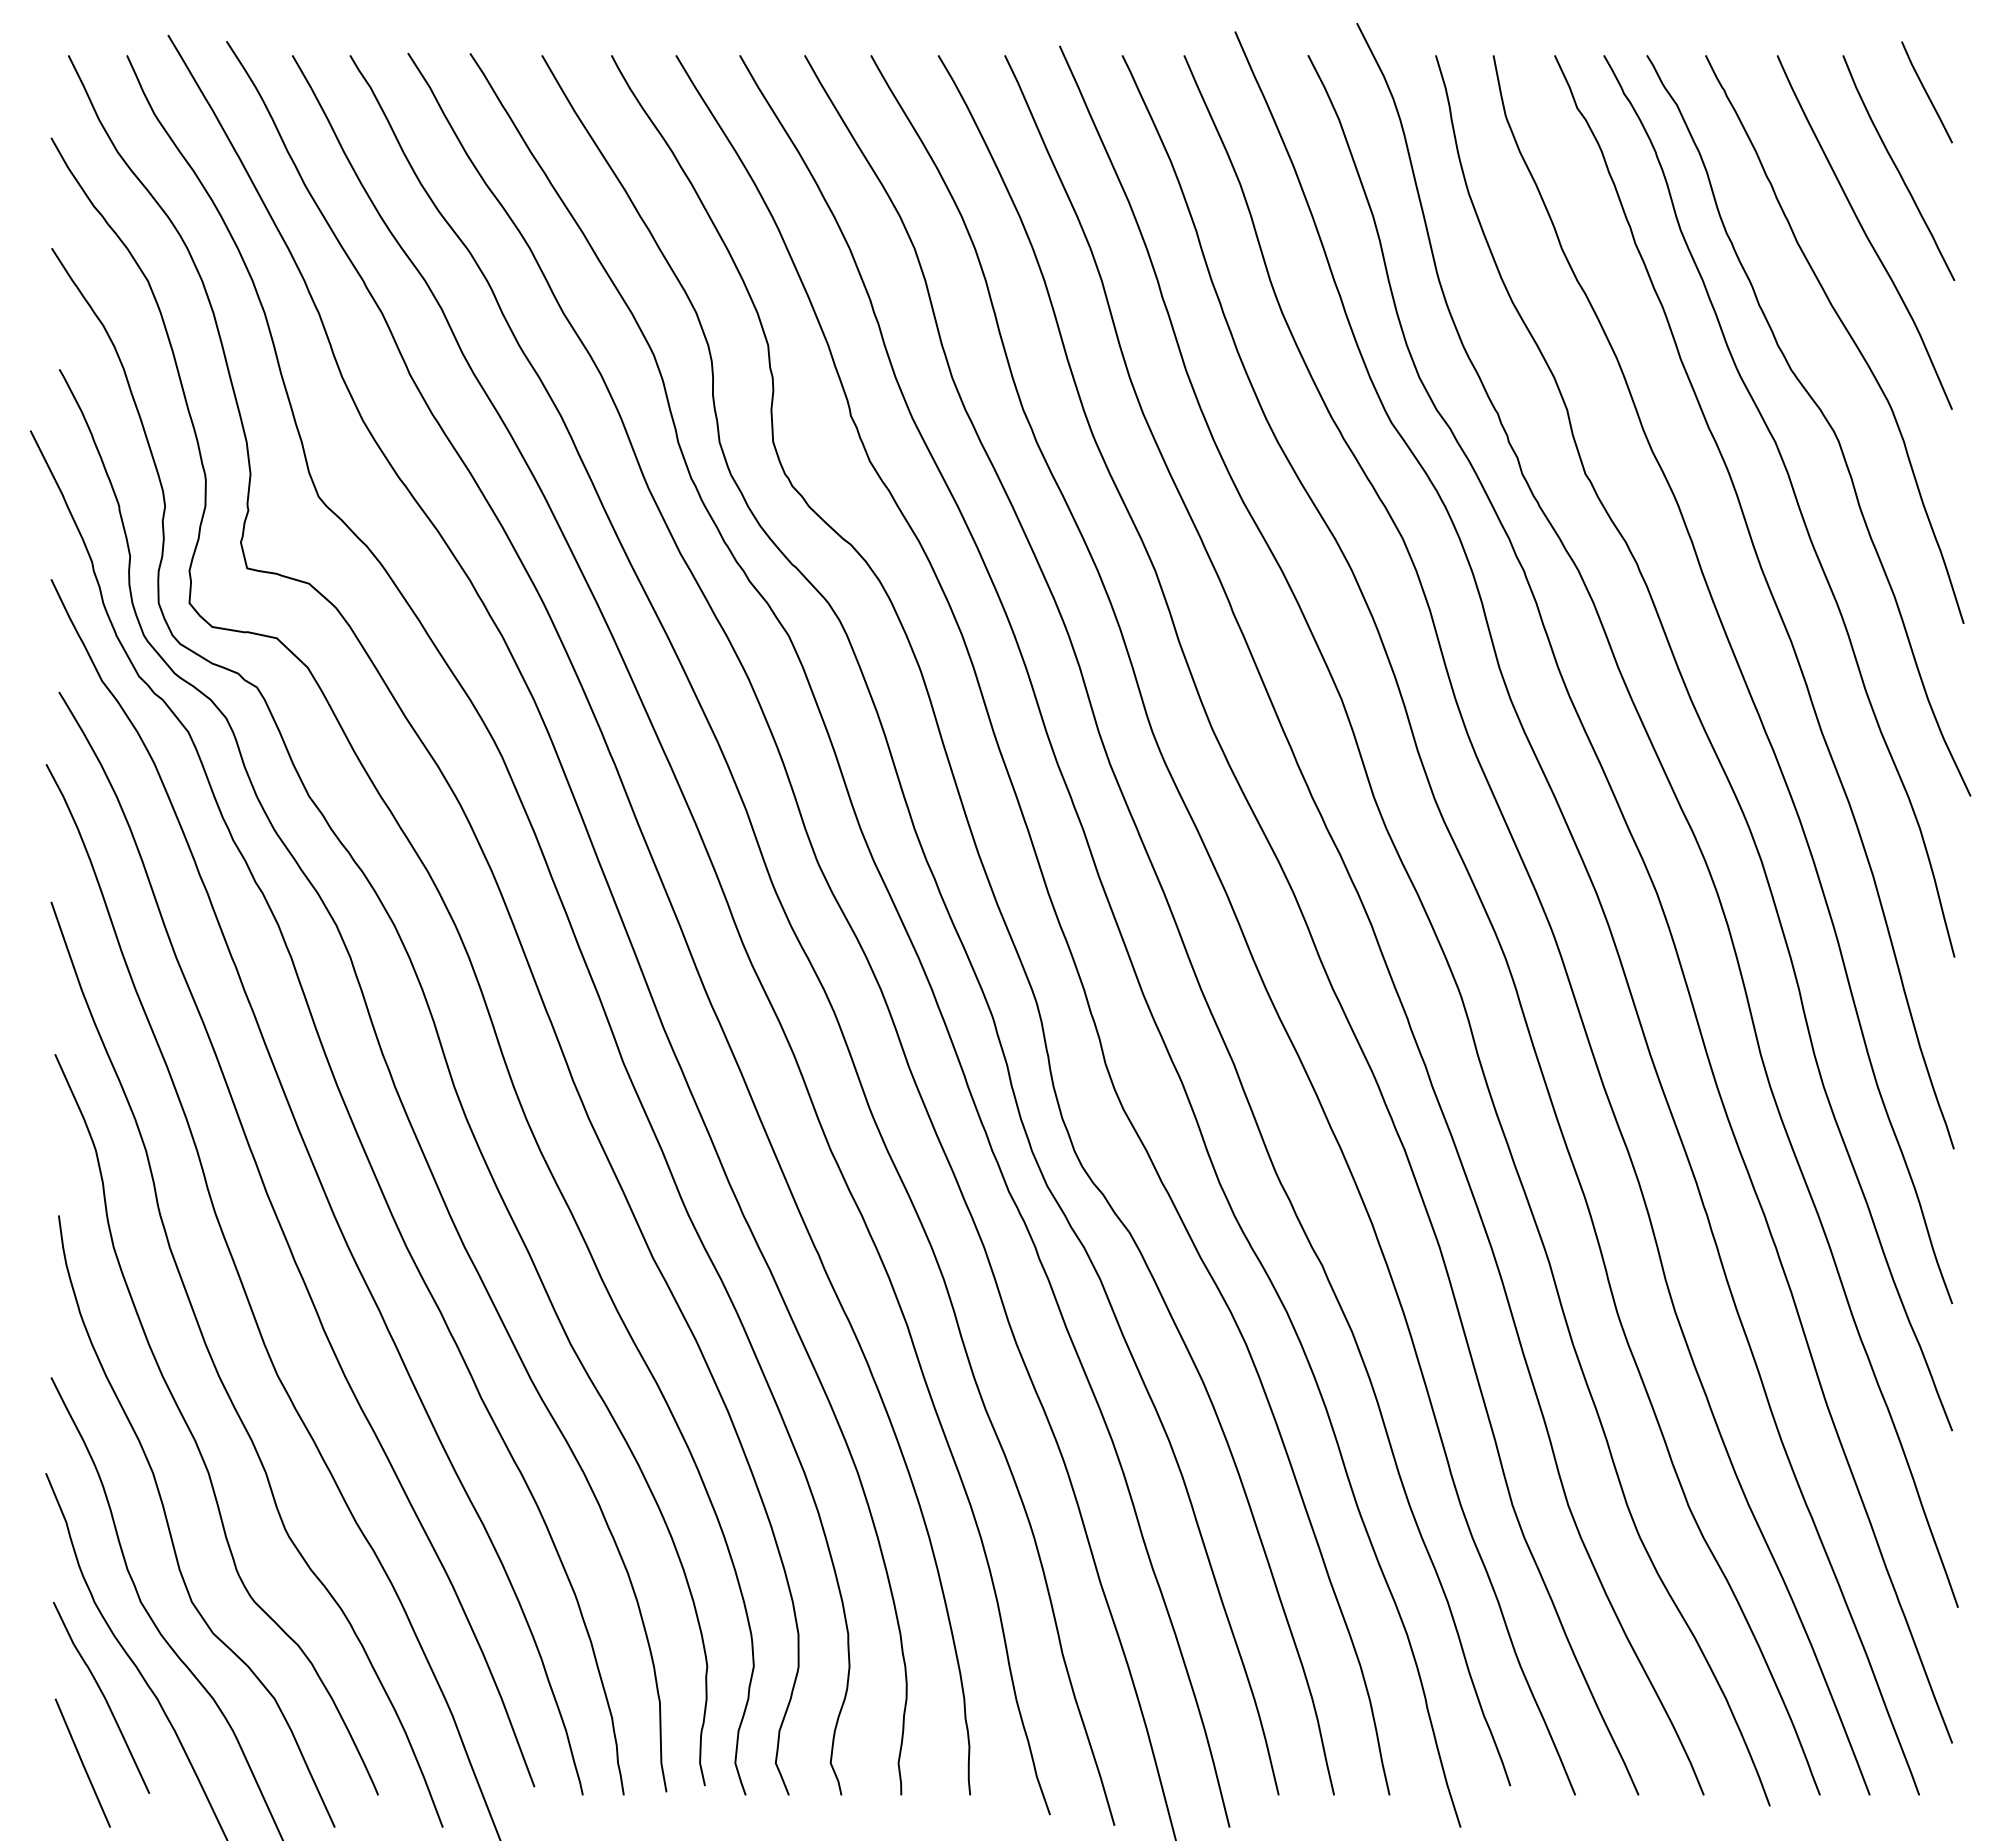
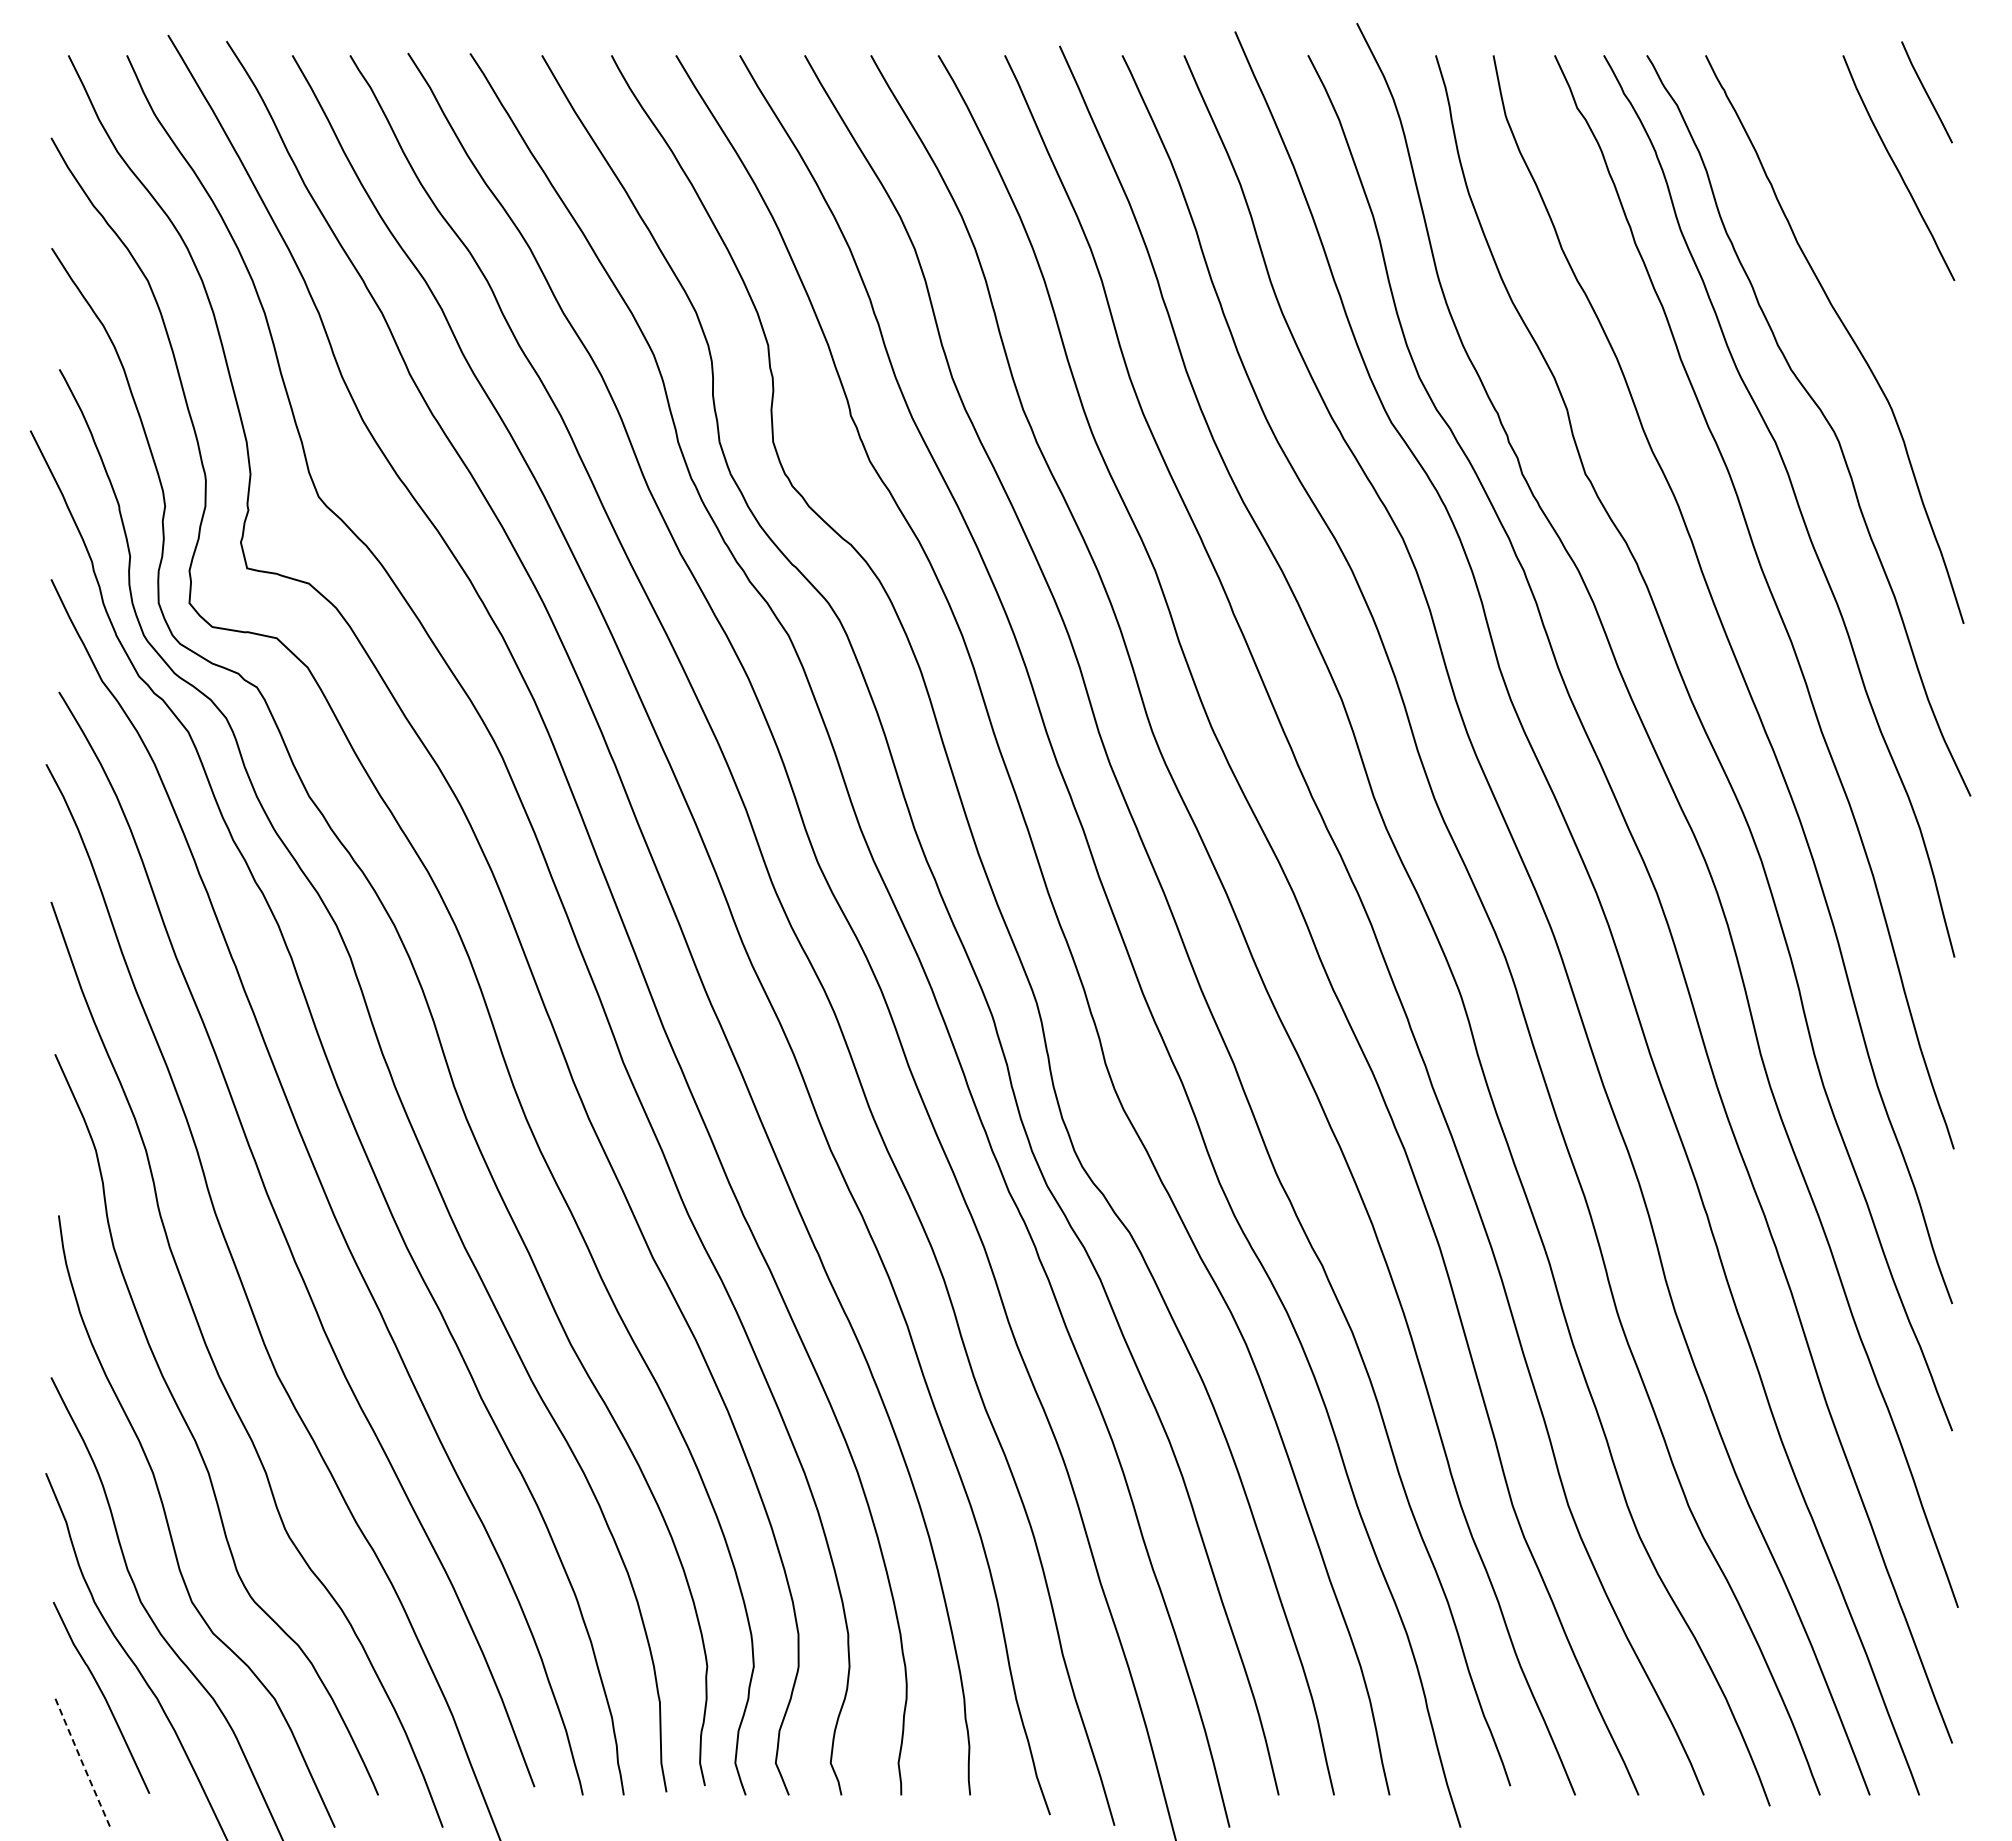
curve: present -> none (1864, 232)
line: solid -> dashed (82, 1763)
